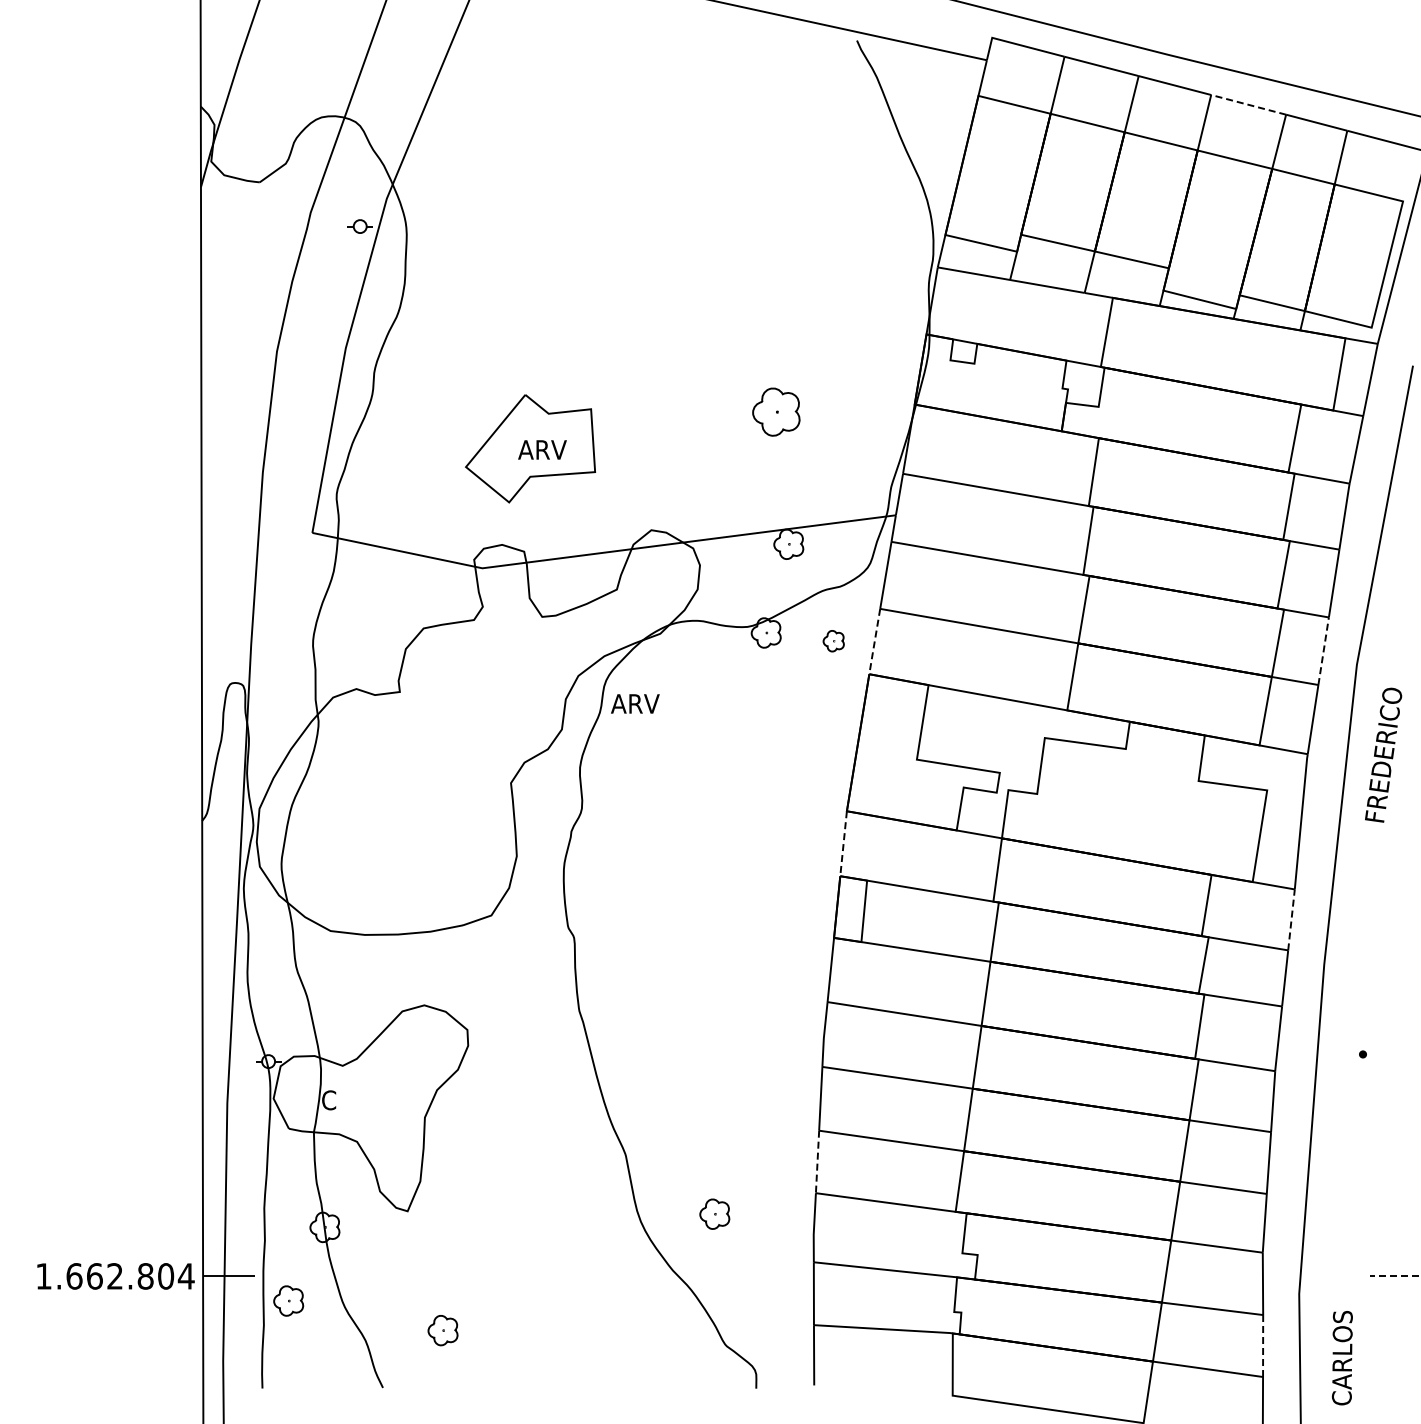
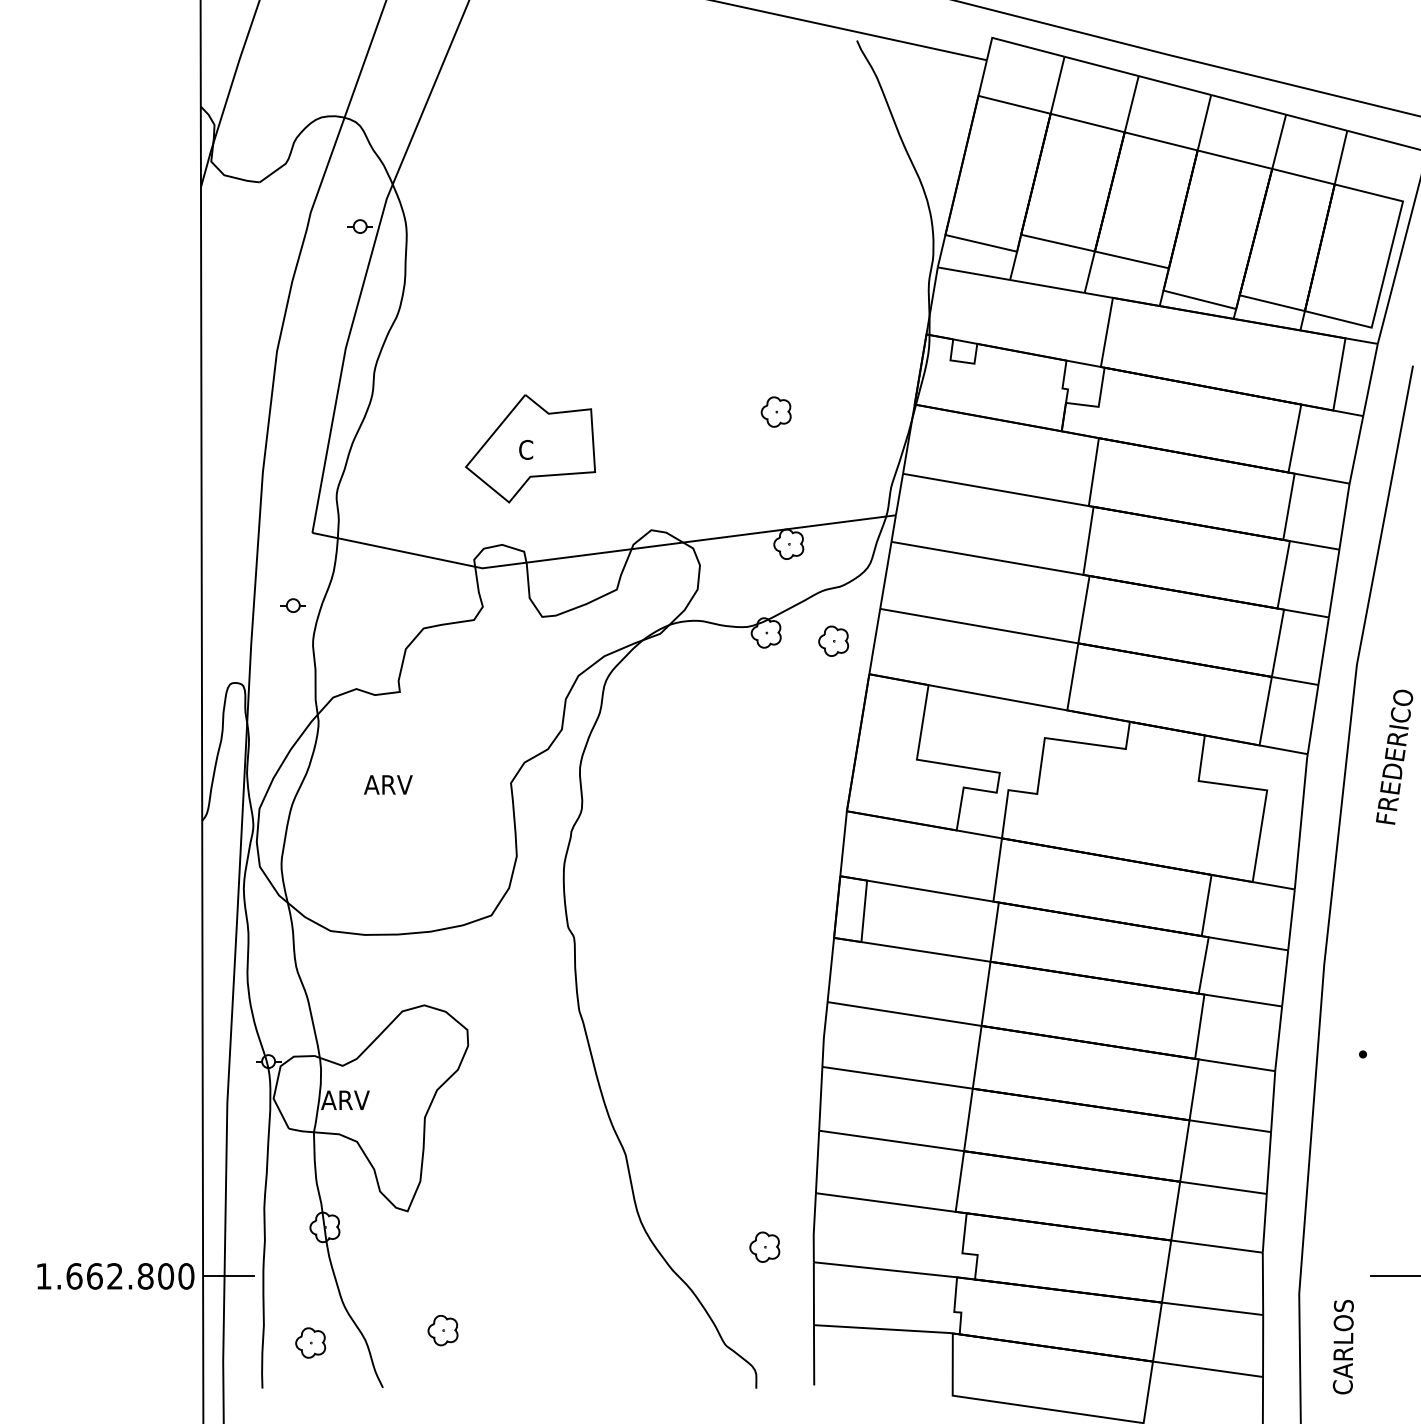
line: dashed -> solid (1248, 104)
part size: 49x50 px -> 32x32 px (775, 411)
text: ARV -> C (542, 449)
part: none -> present (292, 605)
part size: 23x23 px -> 32x32 px (833, 640)
line: dashed -> solid (874, 642)
line: dashed -> solid (1323, 650)
text position: (635, 703) -> (388, 784) (388, 784)
text position: (1383, 754) -> (1394, 756) (1394, 756)
line: dashed -> solid (843, 843)
line: dashed -> solid (1291, 919)
text: C -> ARV (345, 1100)
line: dashed -> solid (817, 1162)
part position: (714, 1213) -> (764, 1246) (764, 1246)
text: 1.662.804 -> 1.662.800 (185, 1276)
line: dashed -> solid (1395, 1276)
part position: (288, 1300) -> (310, 1342) (310, 1342)
line: dashed -> solid (1263, 1346)
text position: (1341, 1358) -> (1342, 1347) (1342, 1347)
